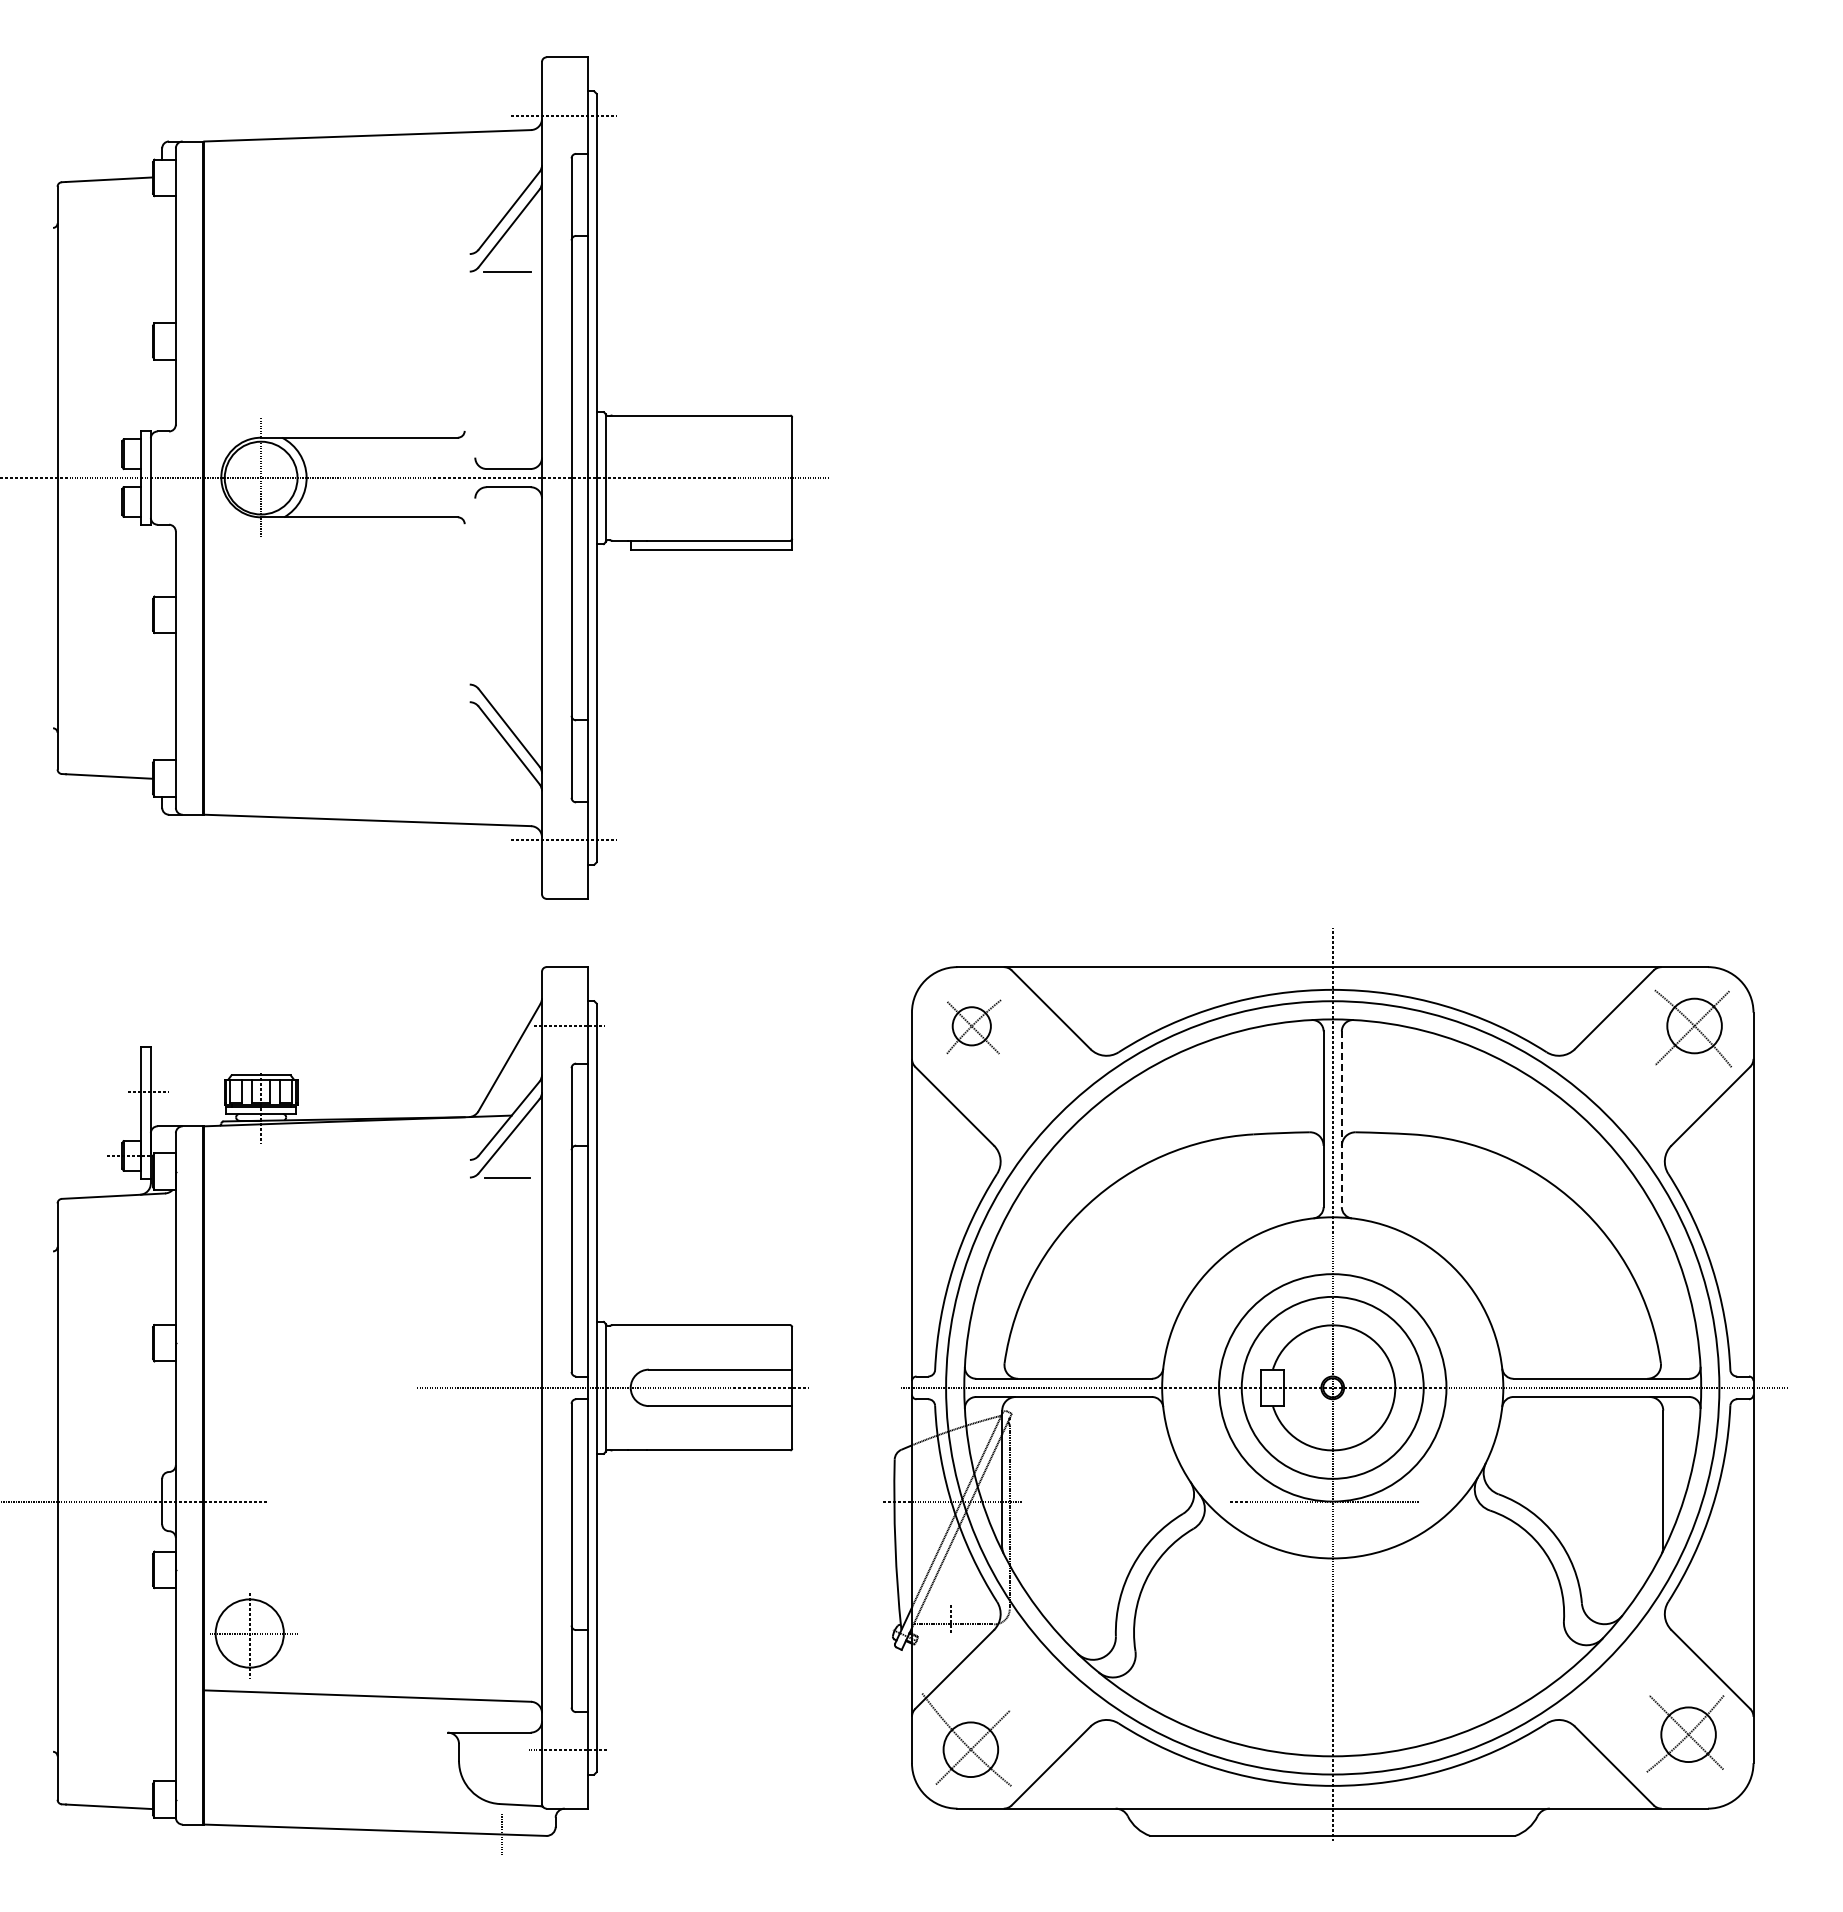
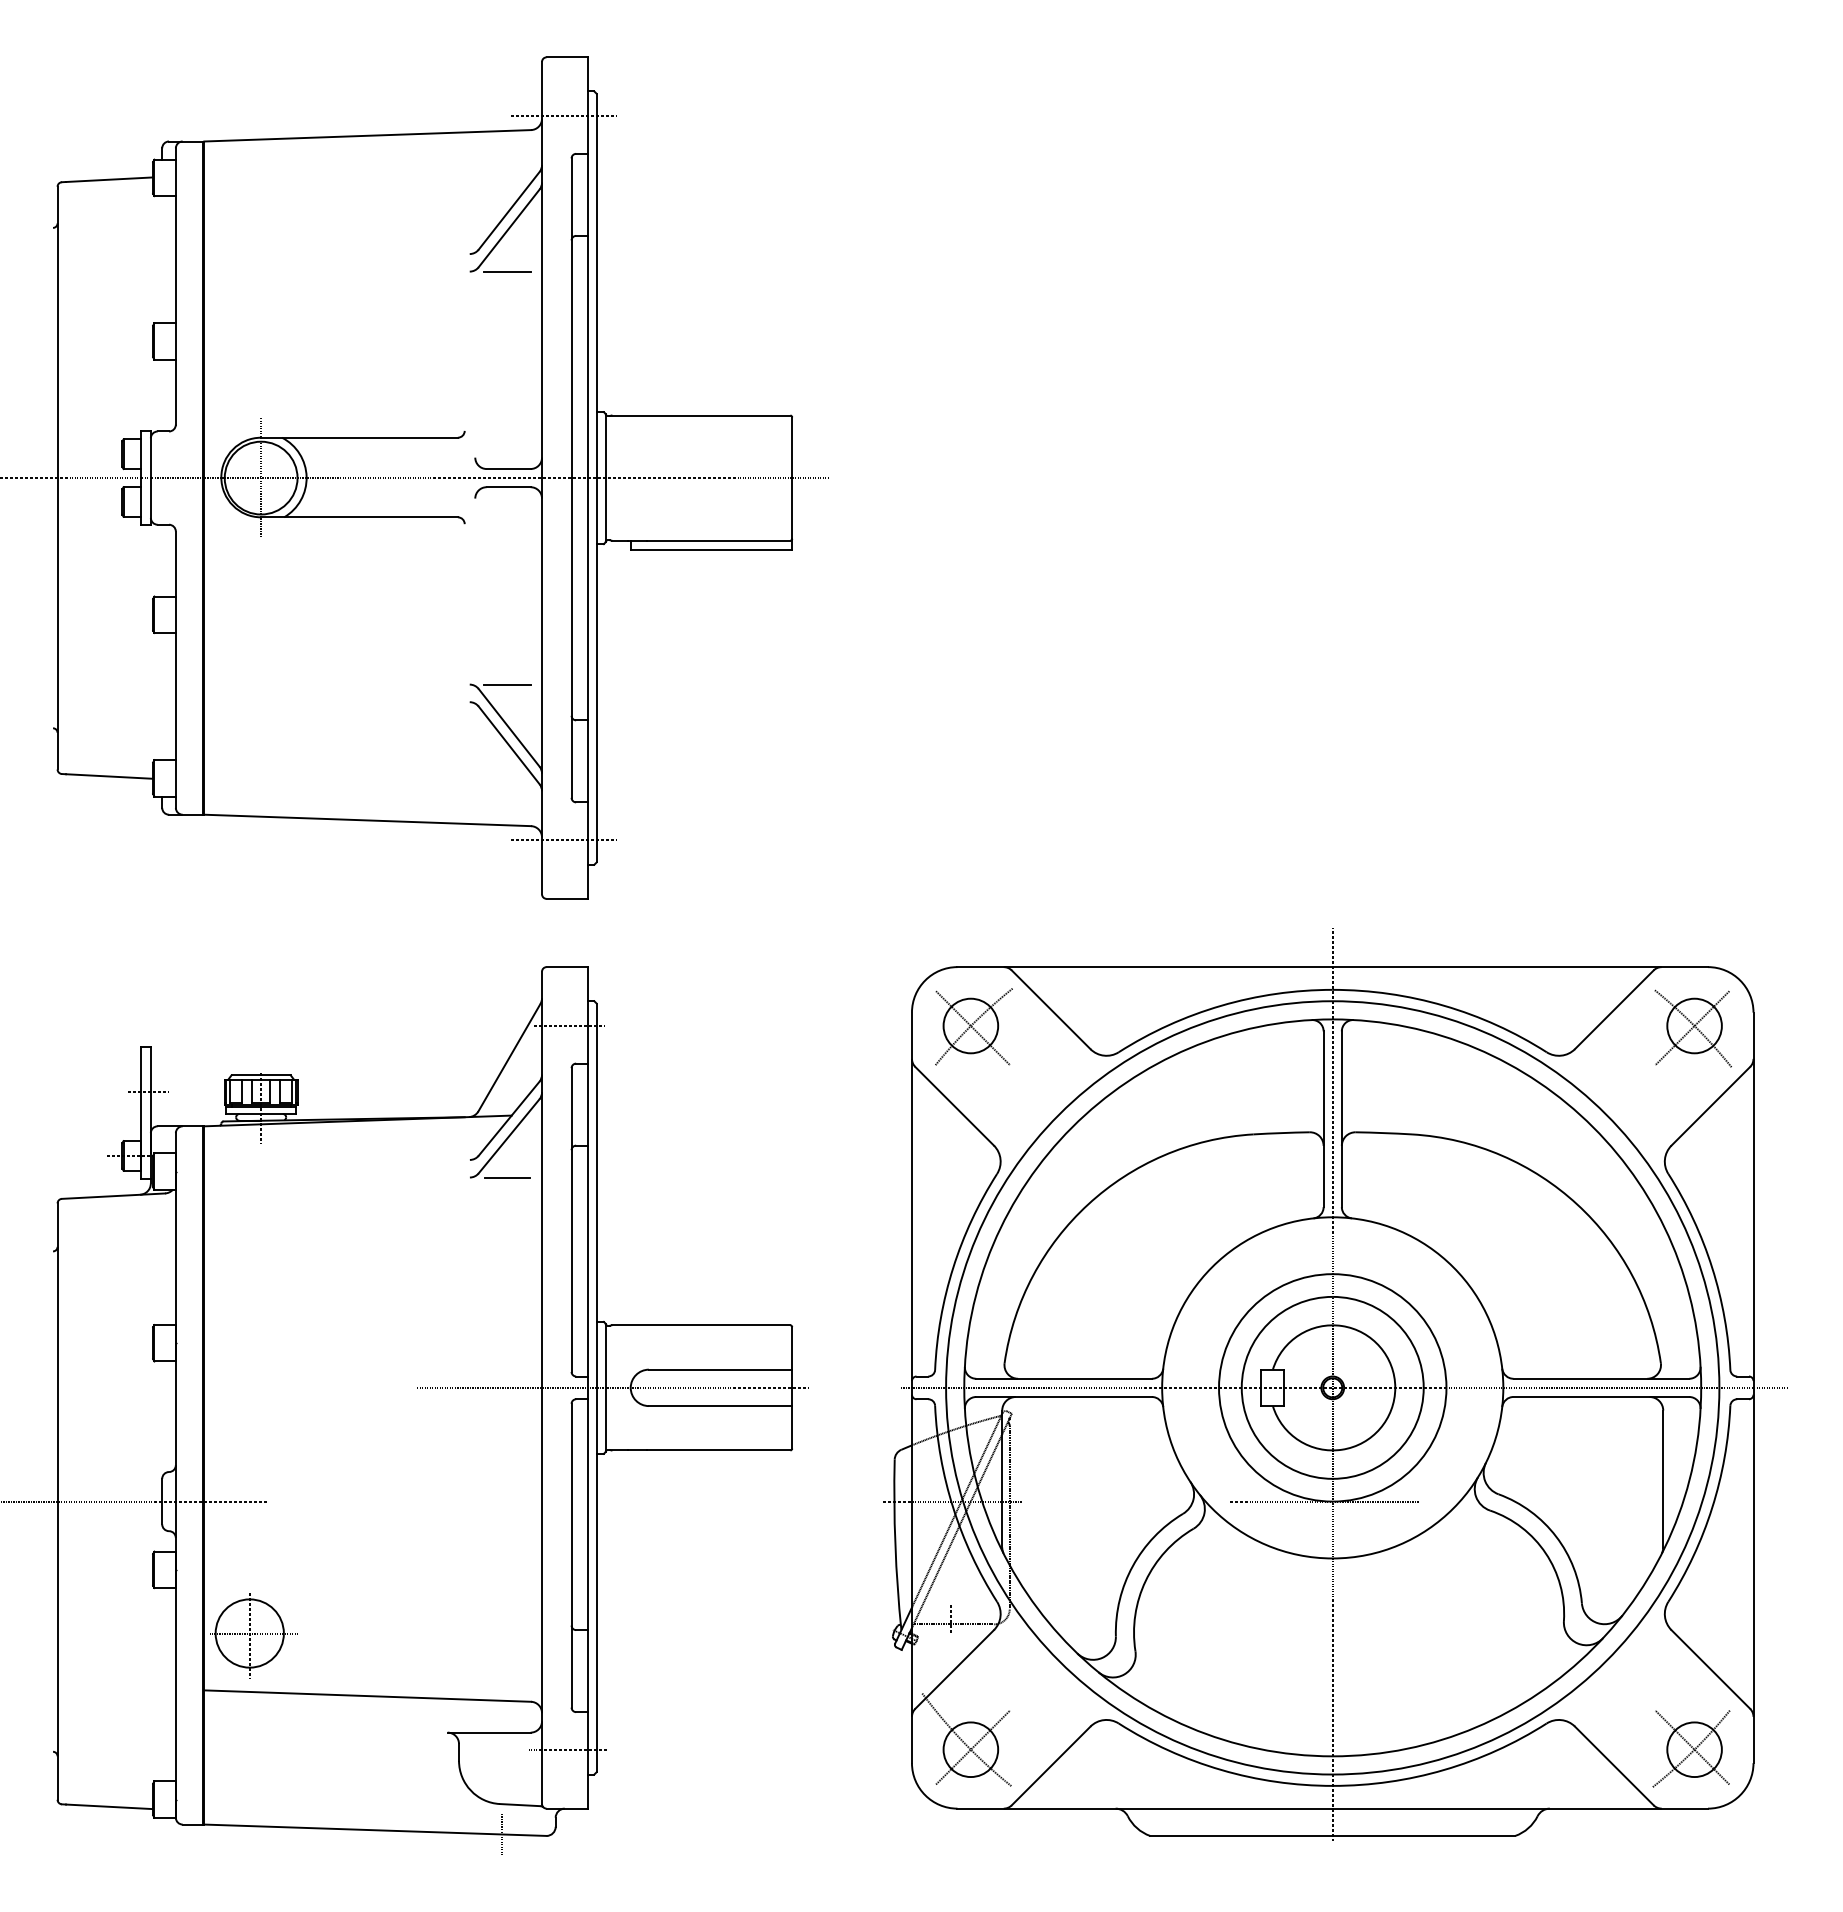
line: none -> present (506, 684)
part size: 56x56 px -> 78x78 px (973, 1026)
line: dashed -> solid (1341, 1119)
part position: (1685, 1733) -> (1691, 1748) (1691, 1748)
